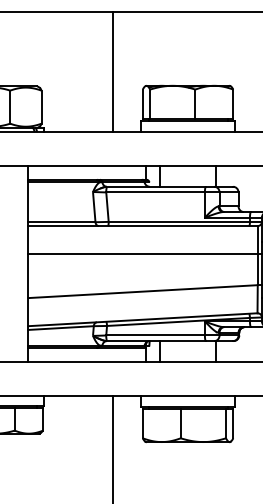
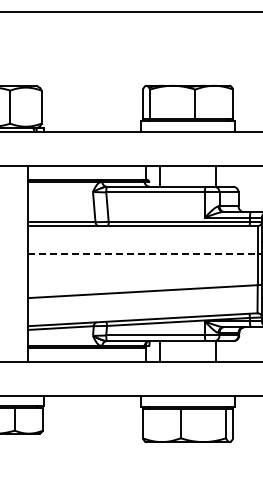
line: present -> none (113, 71)
line: solid -> dashed (143, 254)
line: present -> none (113, 447)
